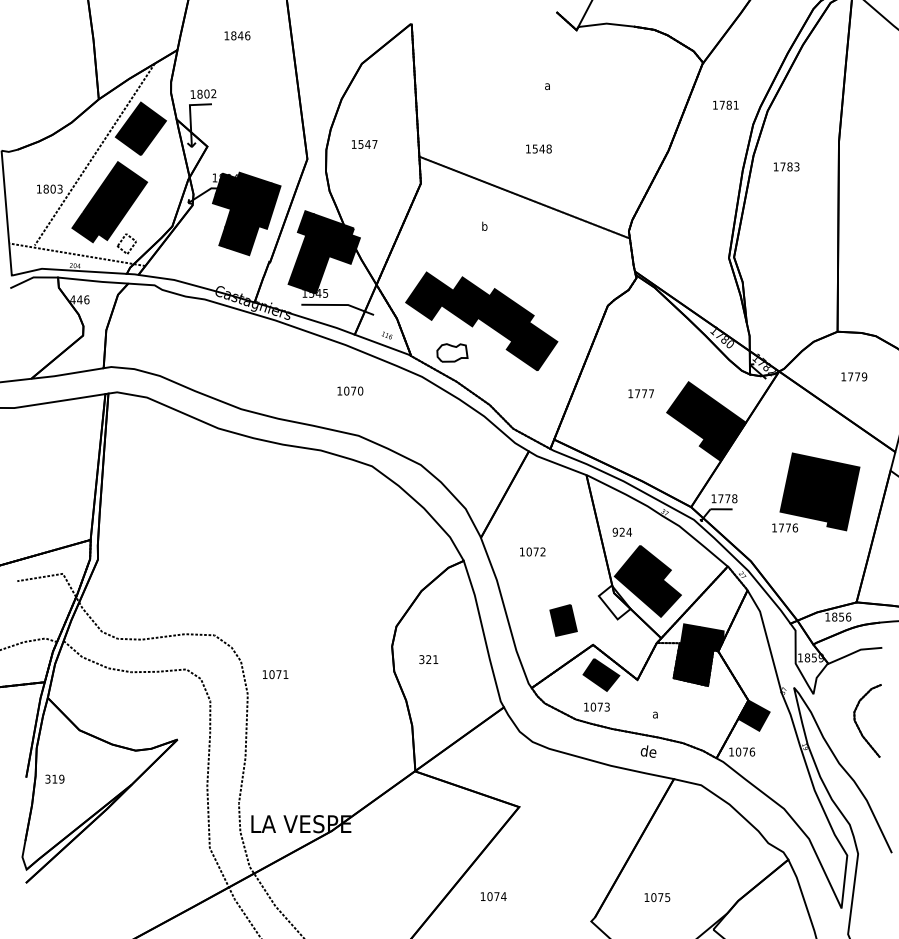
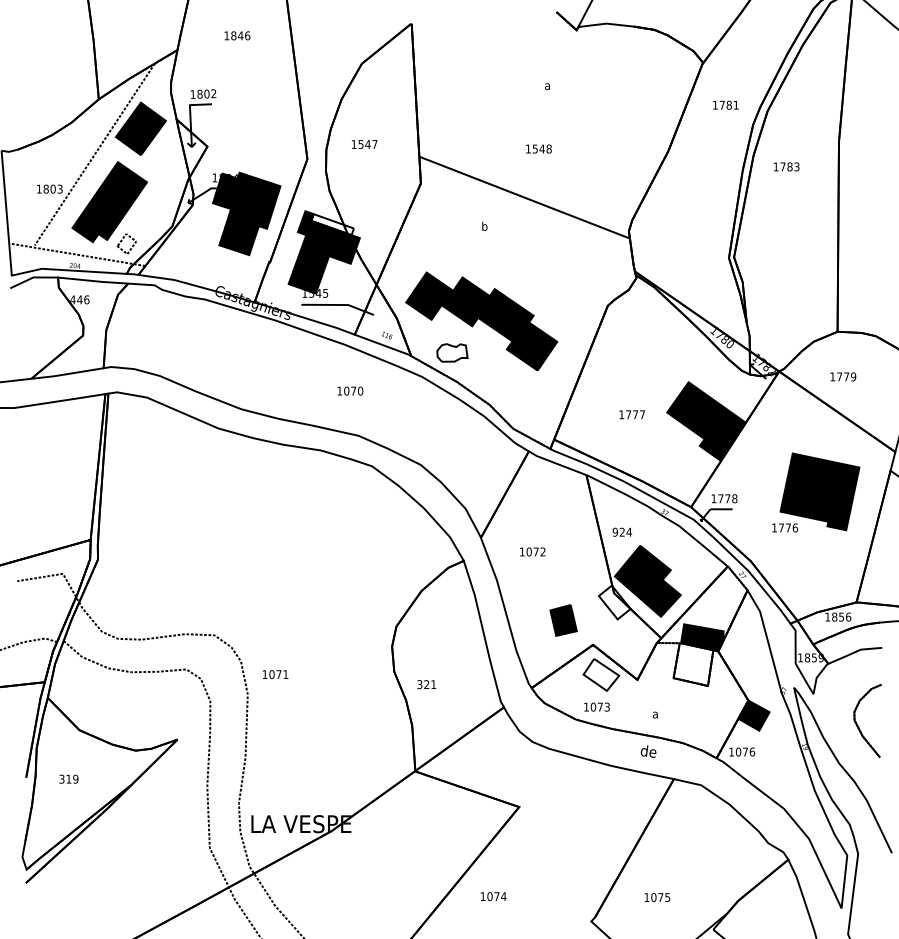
fill: present -> none (332, 224)
text position: (854, 376) -> (843, 376) (843, 376)
text position: (640, 393) -> (631, 414) (631, 414)
text position: (428, 659) -> (426, 684) (426, 684)
fill: present -> none (693, 664)
fill: present -> none (601, 674)
text position: (54, 778) -> (68, 778) (68, 778)
